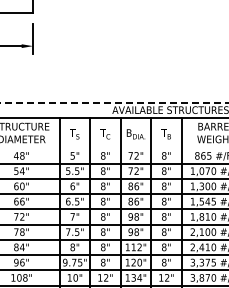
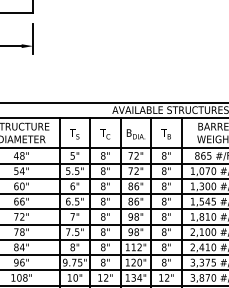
line: dashed -> solid (114, 102)
line: none -> present (113, 148)
